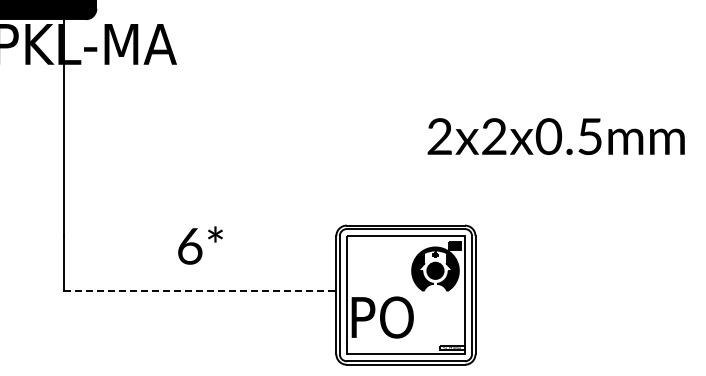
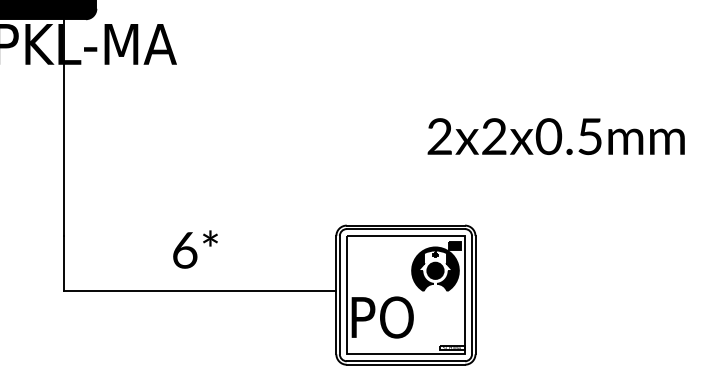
text position: (200, 245) -> (195, 249) (195, 249)
line: dashed -> solid (200, 290)
